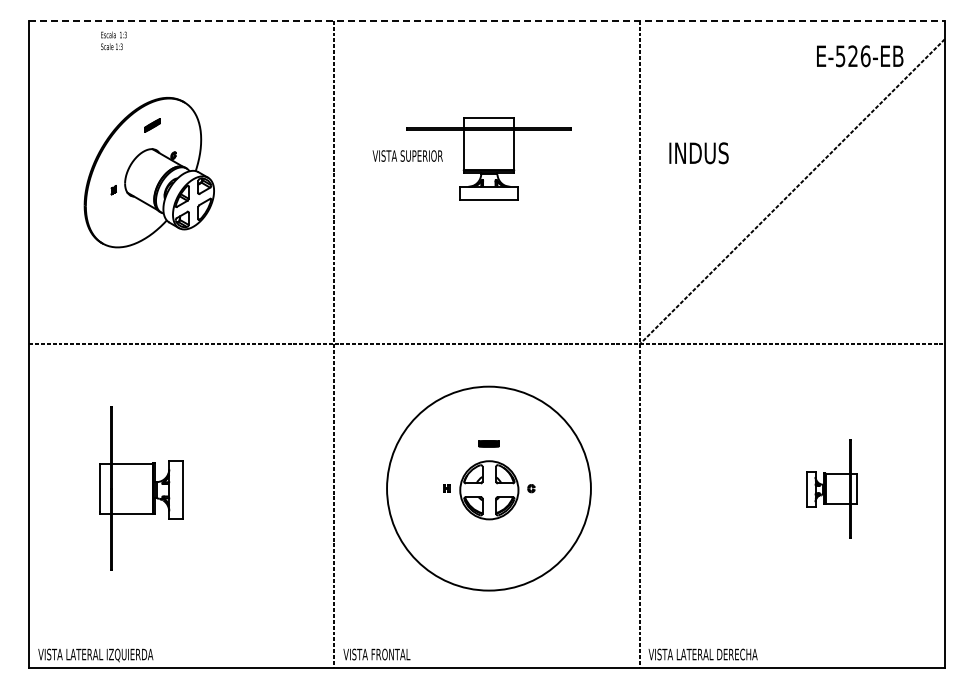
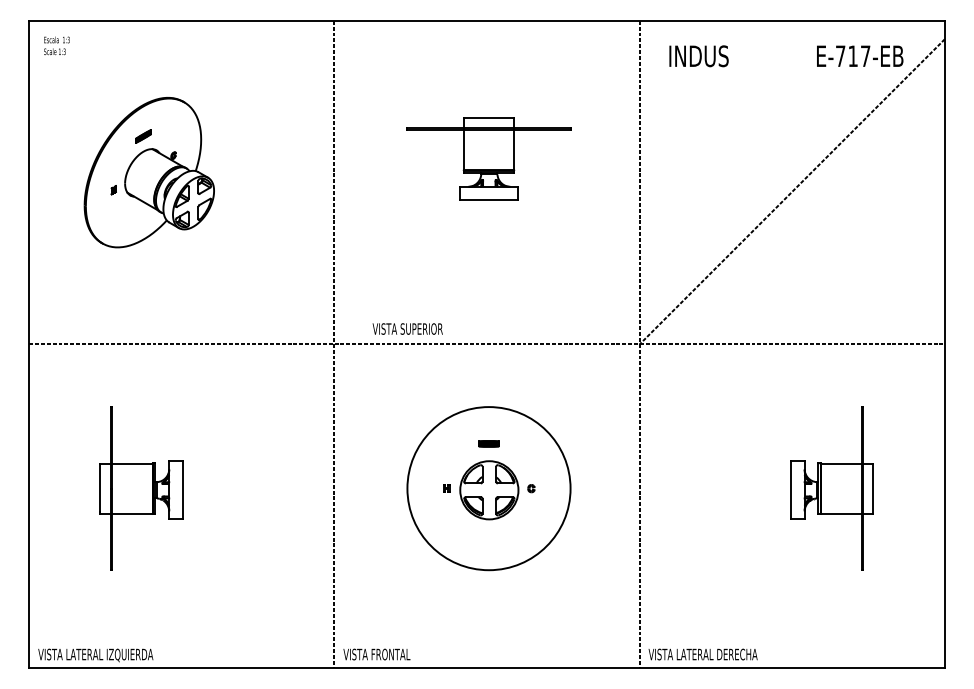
line: dashed -> solid (486, 20)
text position: (113, 40) -> (56, 45) (56, 45)
text: E-526-EB -> E-717-EB (853, 56)
part position: (152, 125) -> (143, 136) (143, 136)
text position: (698, 153) -> (698, 56) (698, 56)
text position: (407, 155) -> (407, 328) (407, 328)
circle diameter: 204 px -> 163 px (488, 488)
part size: 52x100 px -> 84x165 px (831, 488)
